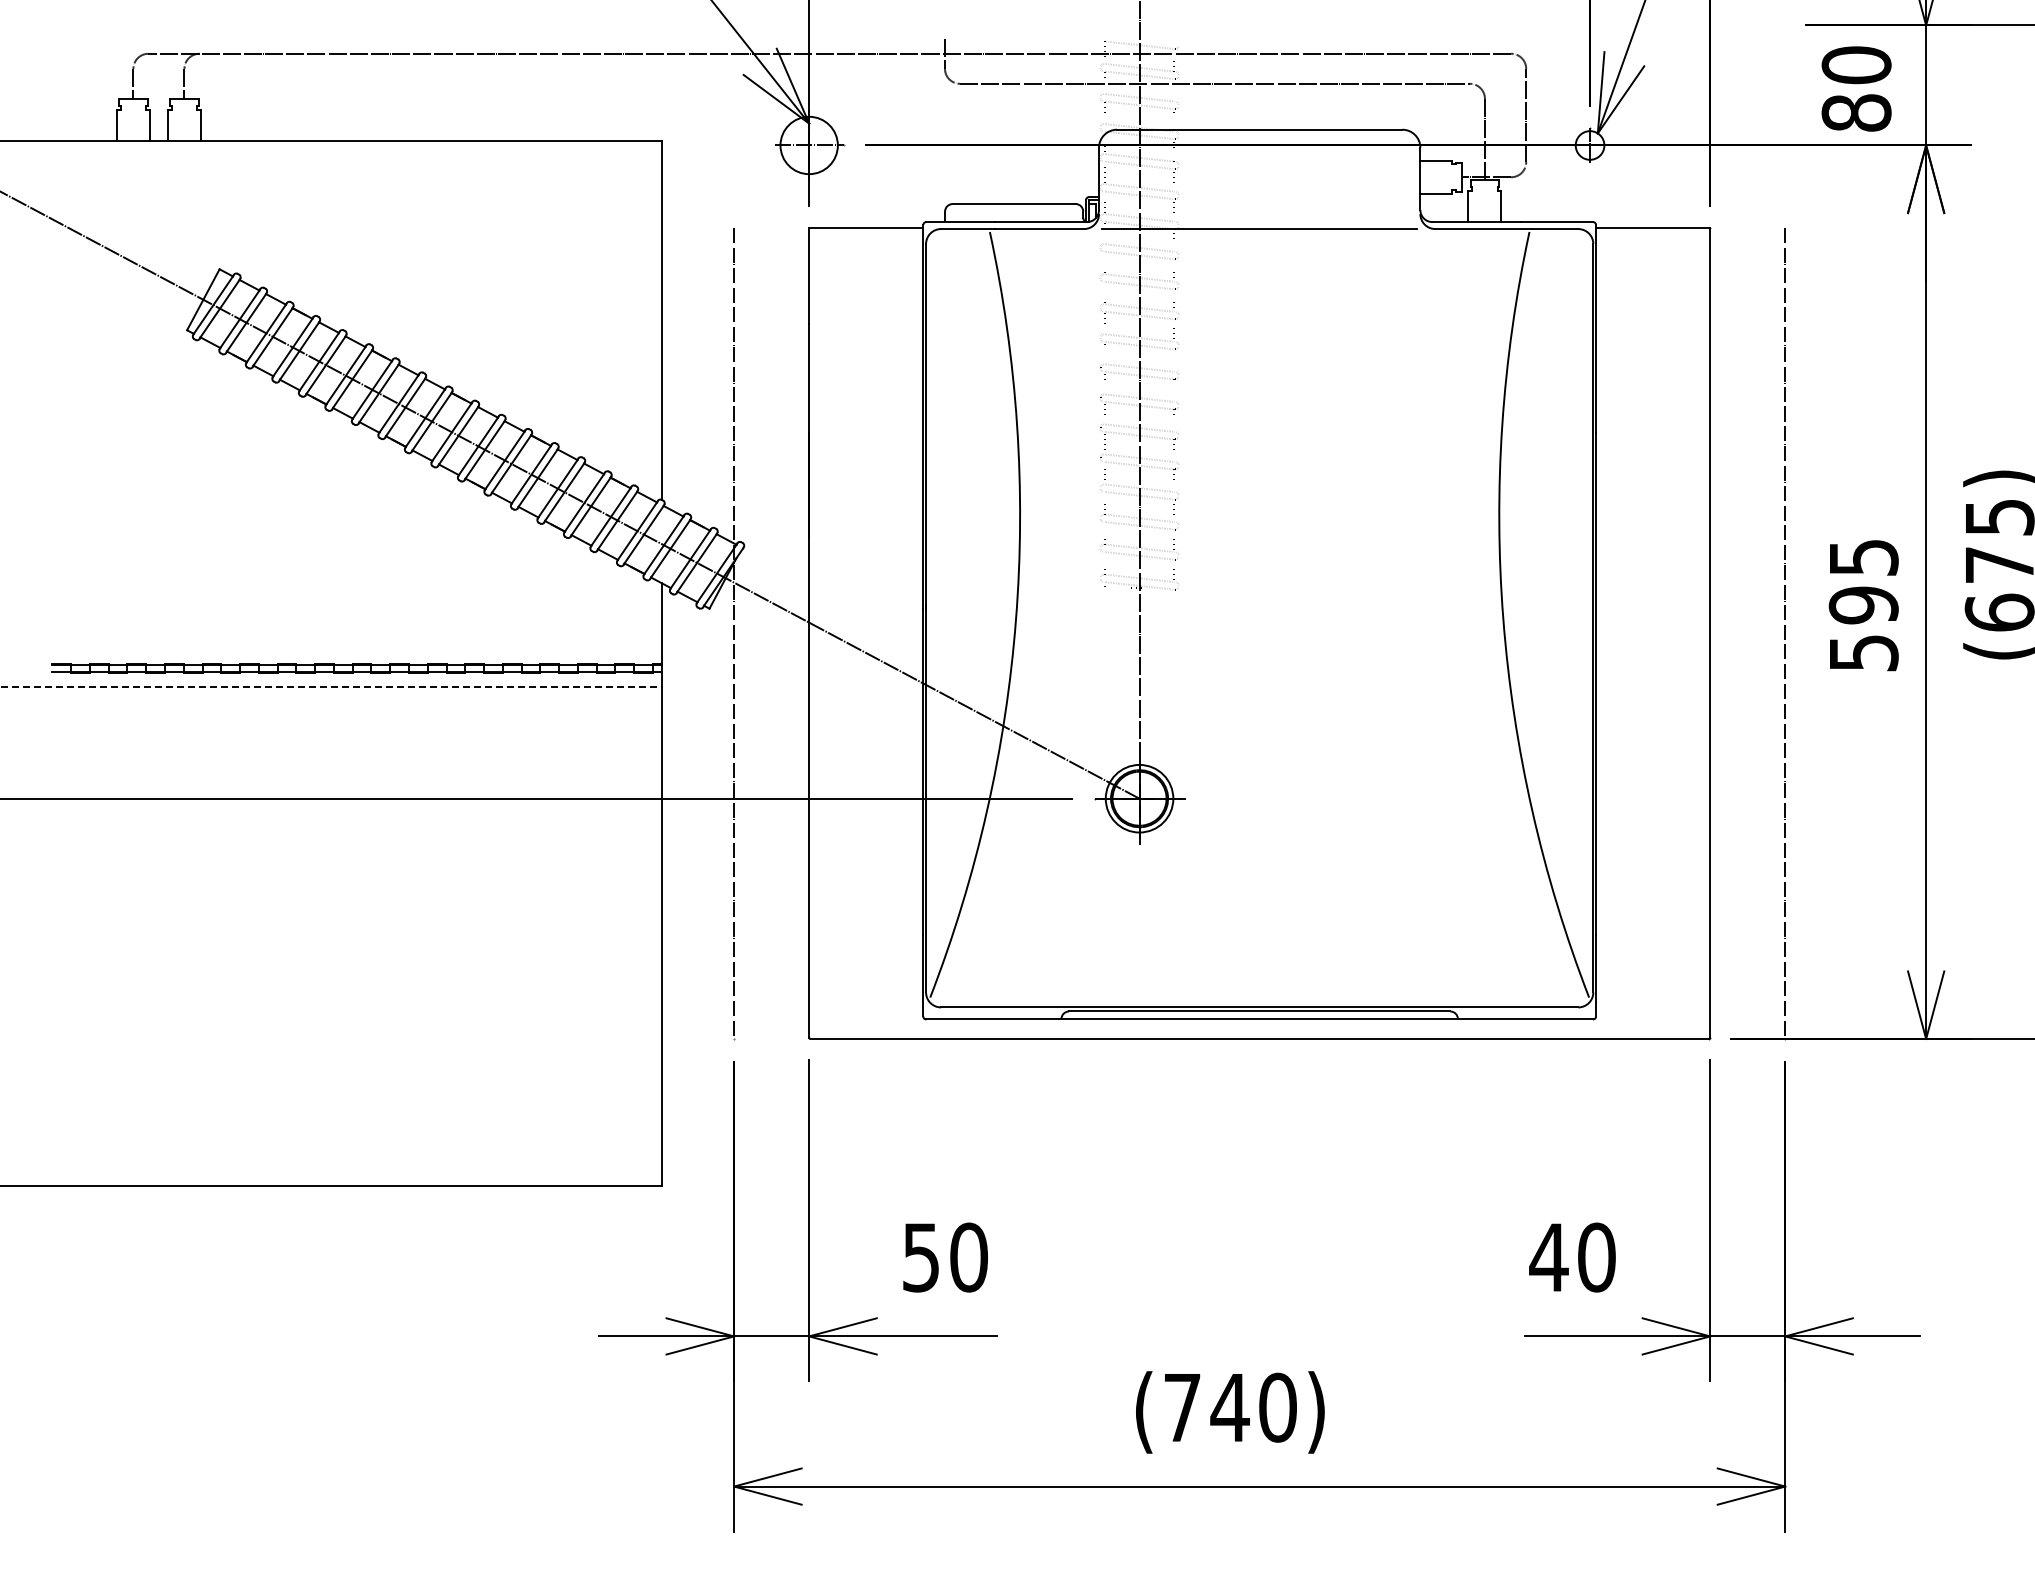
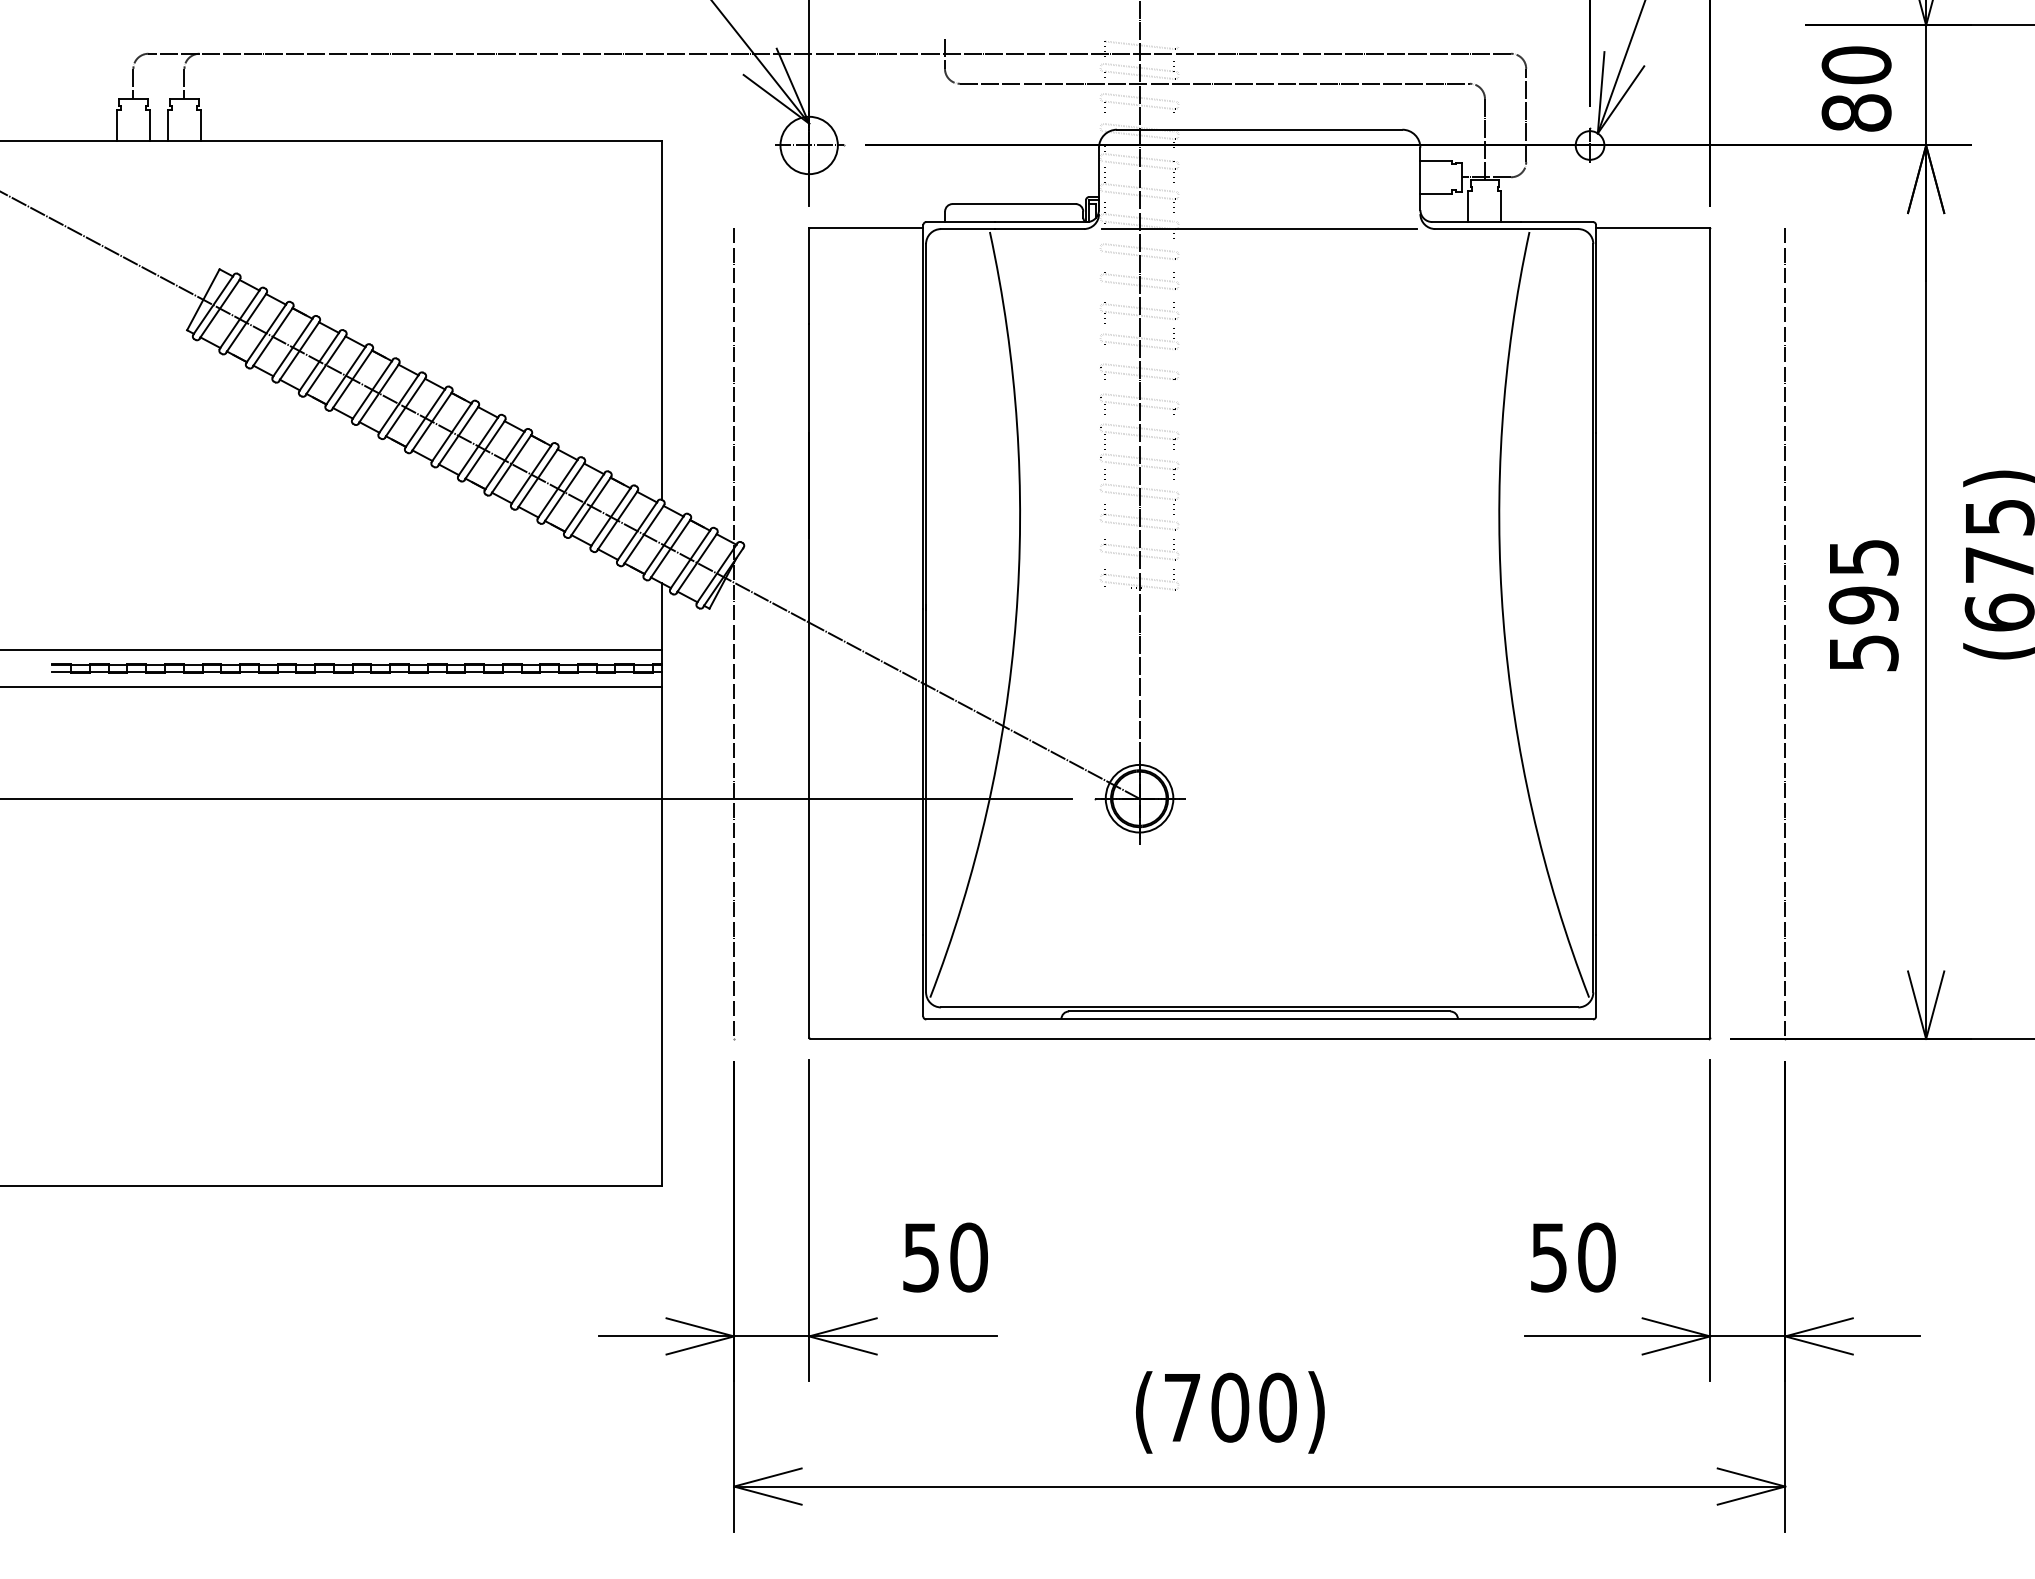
line: none -> present (332, 649)
line: dashed -> solid (331, 687)
text: 40 -> 50 (1548, 1257)
text: 740 -> 700 (1229, 1407)
